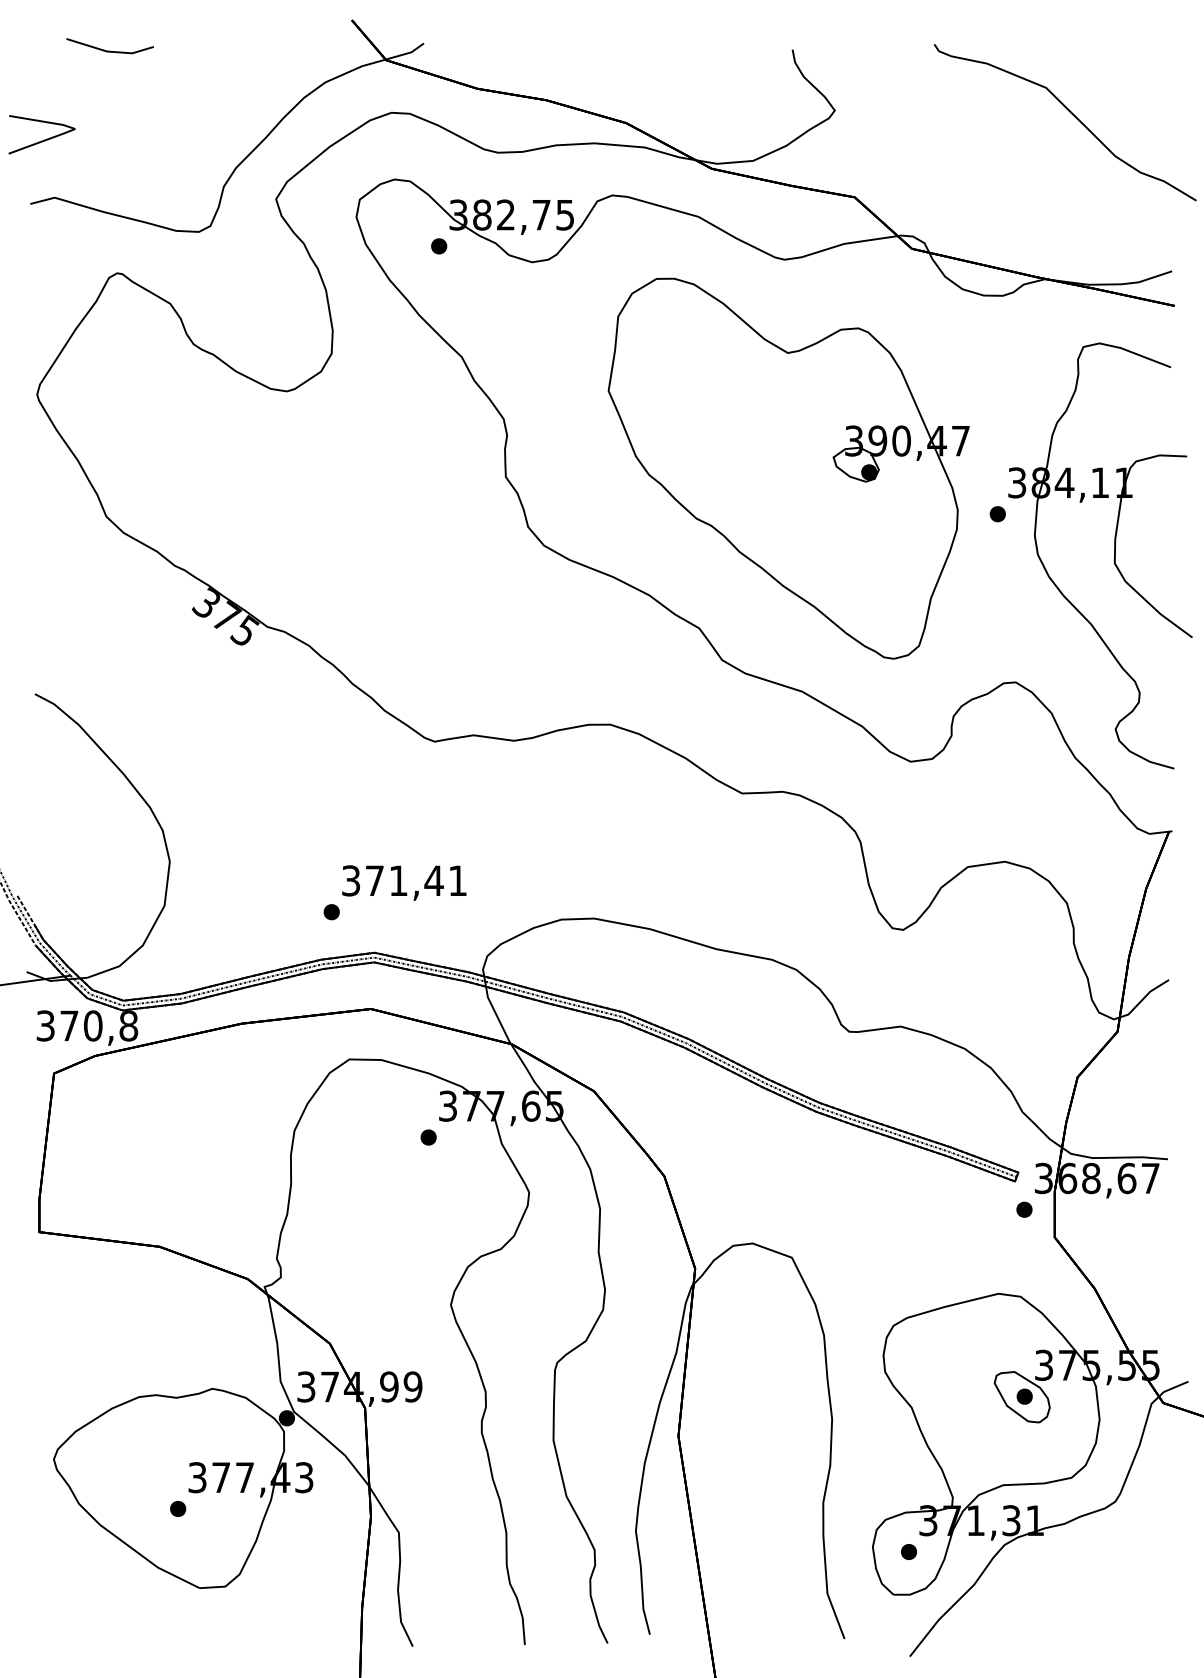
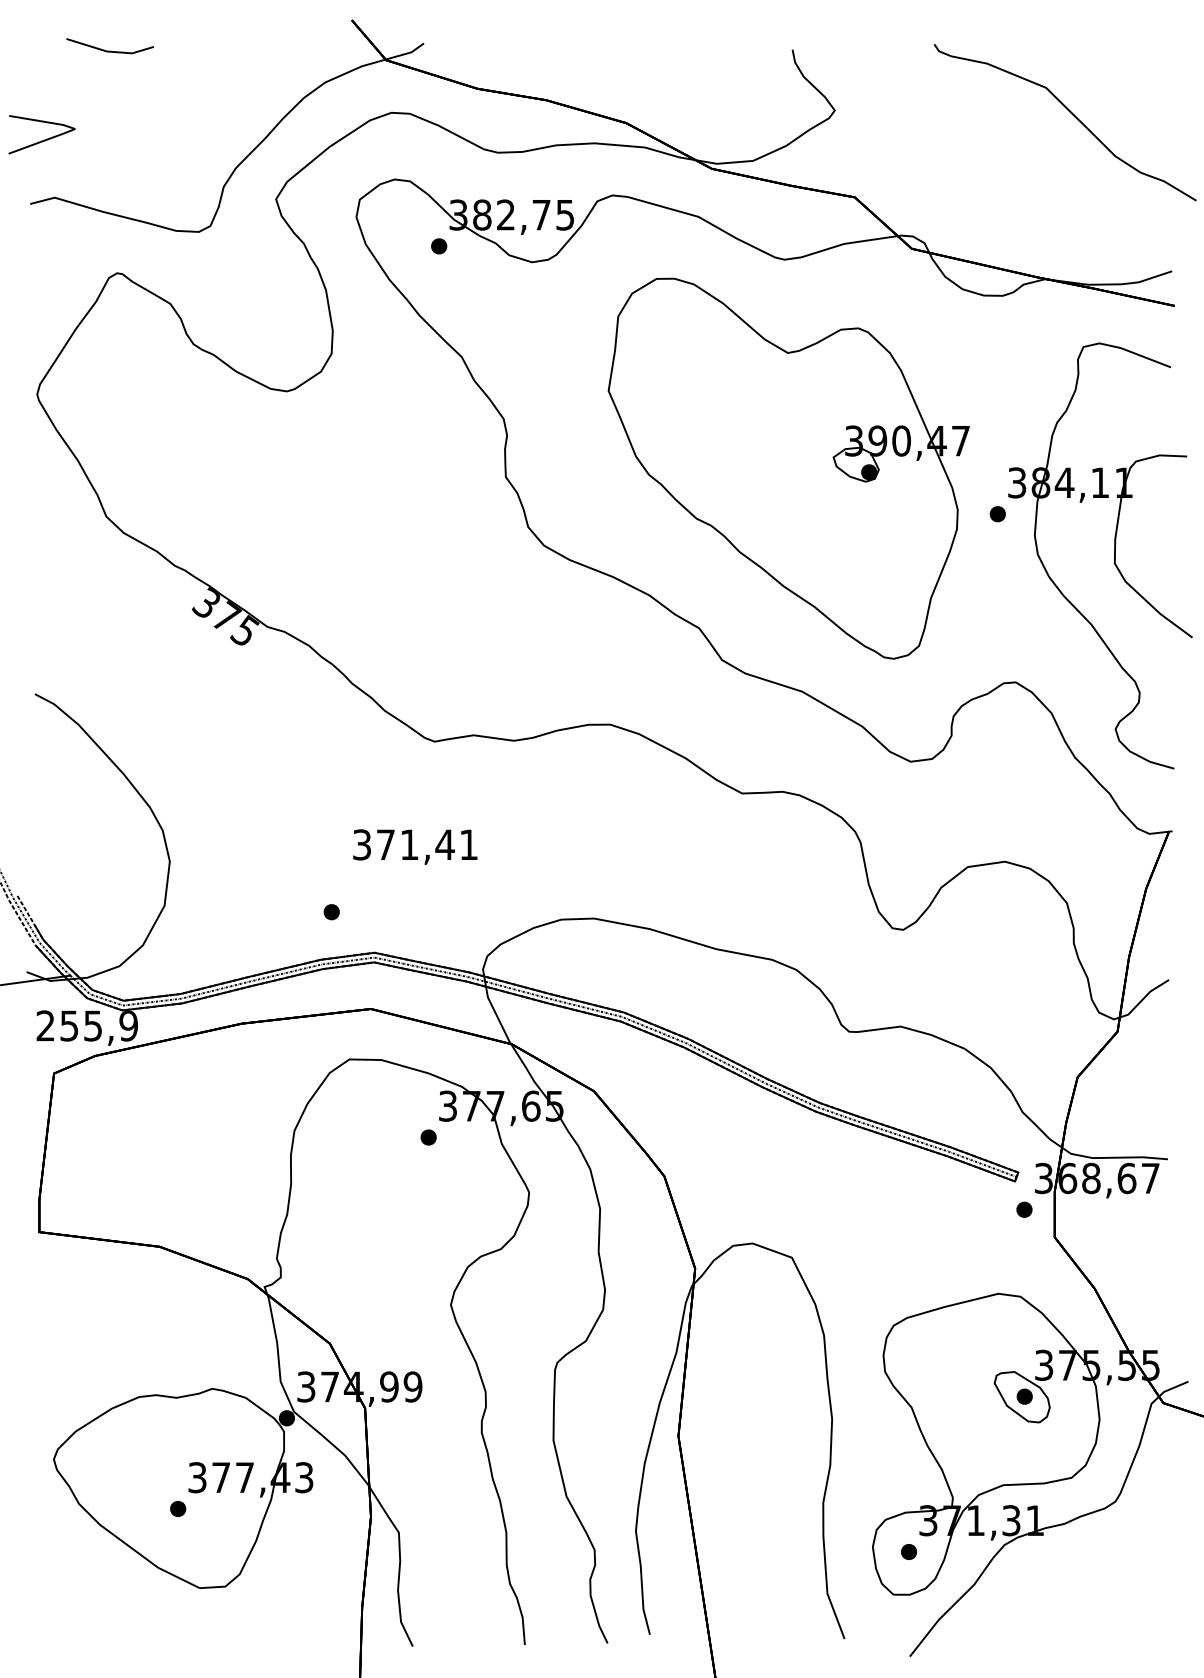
text position: (404, 882) -> (415, 846) (415, 846)
text: 370,8 -> 255,9 (87, 1025)
